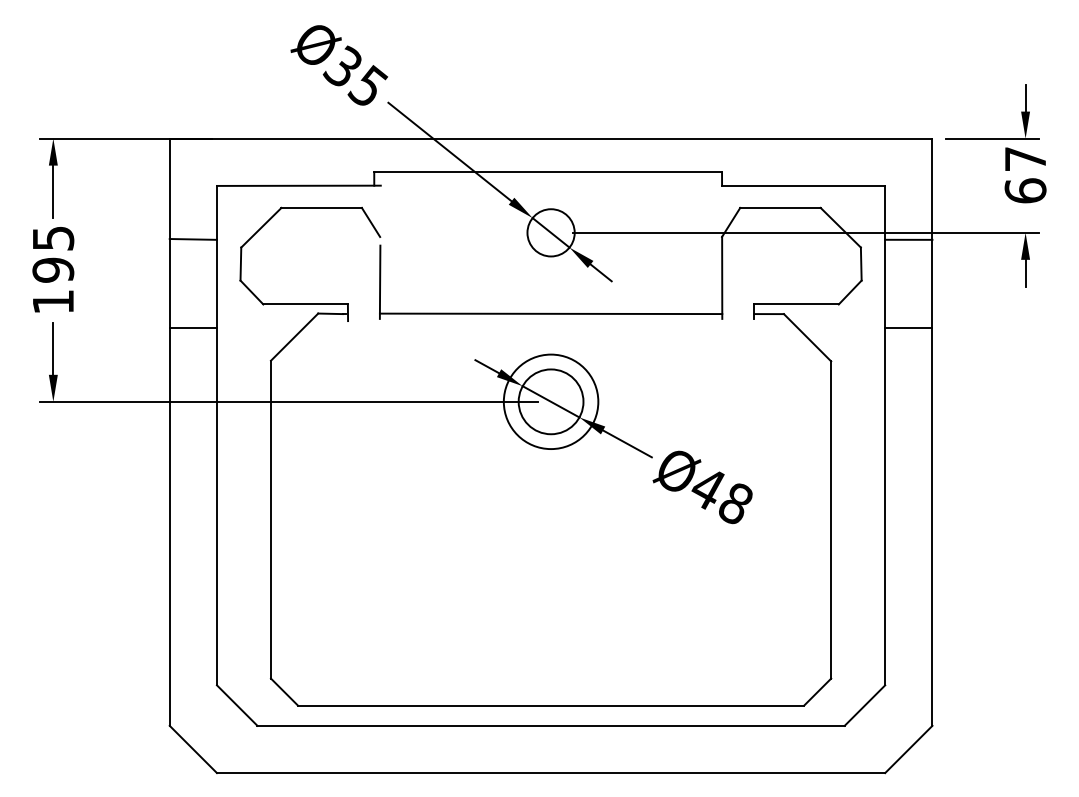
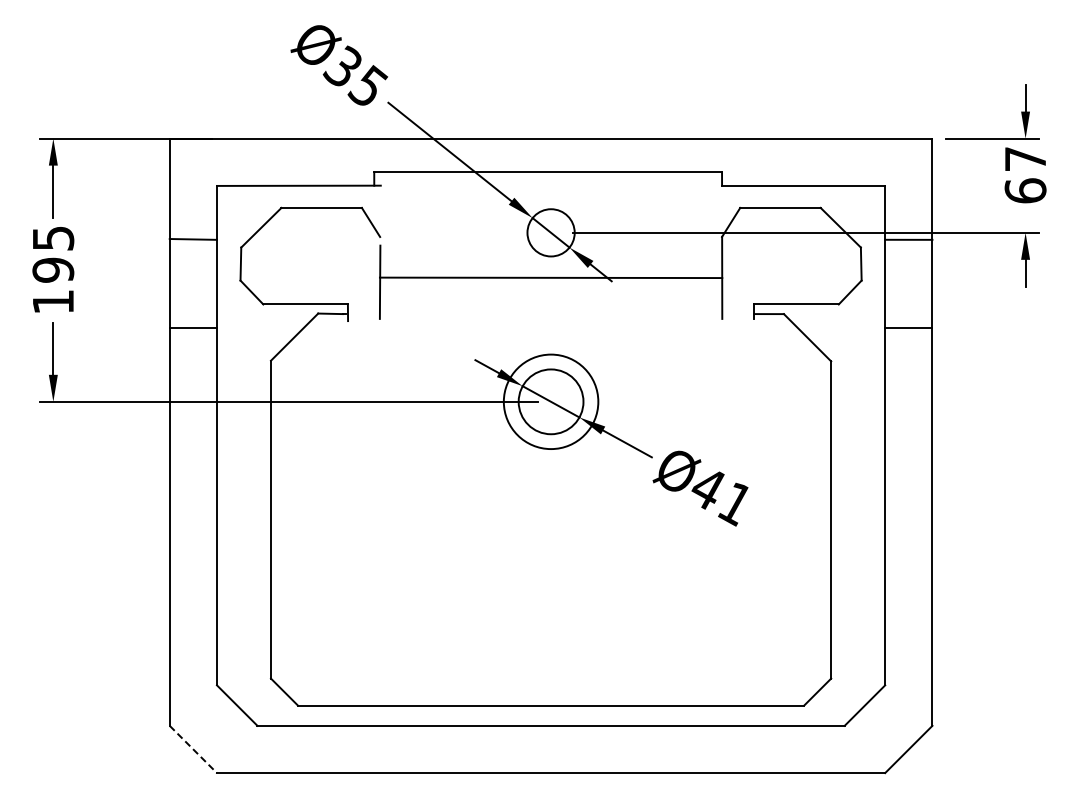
line position: (550, 313) -> (550, 277) (550, 277)
text: Ø48 -> Ø41 (735, 504)
line: solid -> dashed (193, 749)
